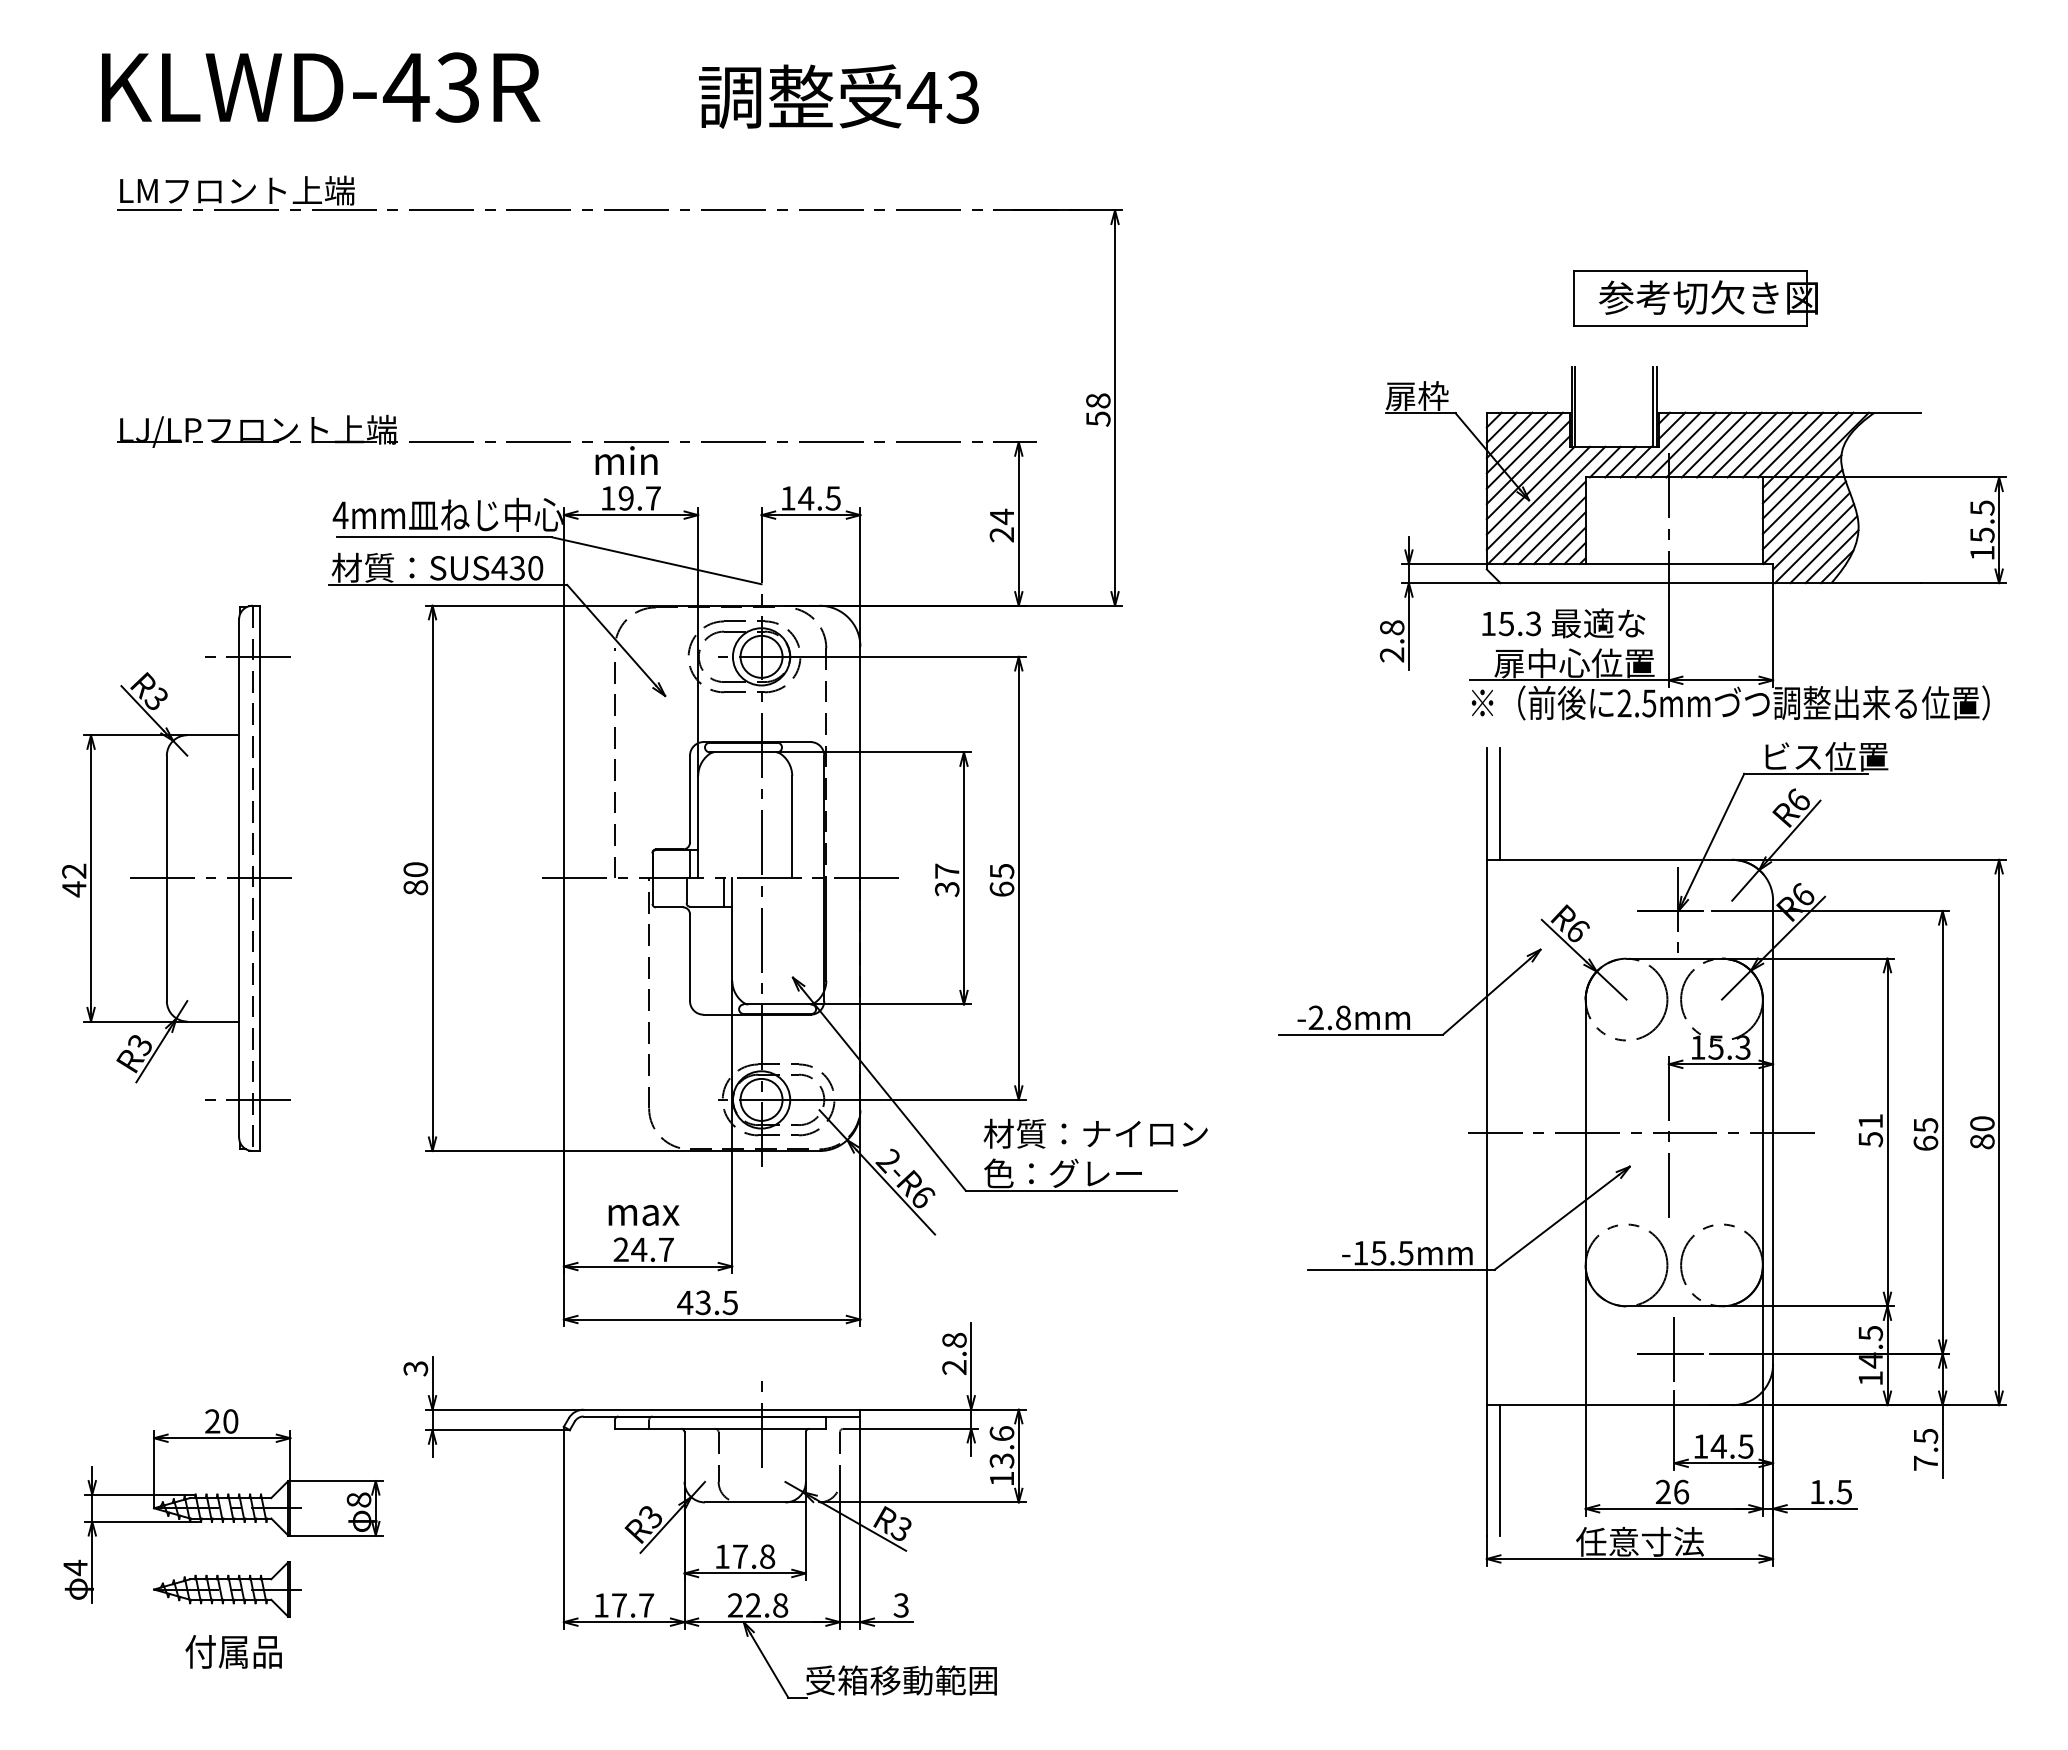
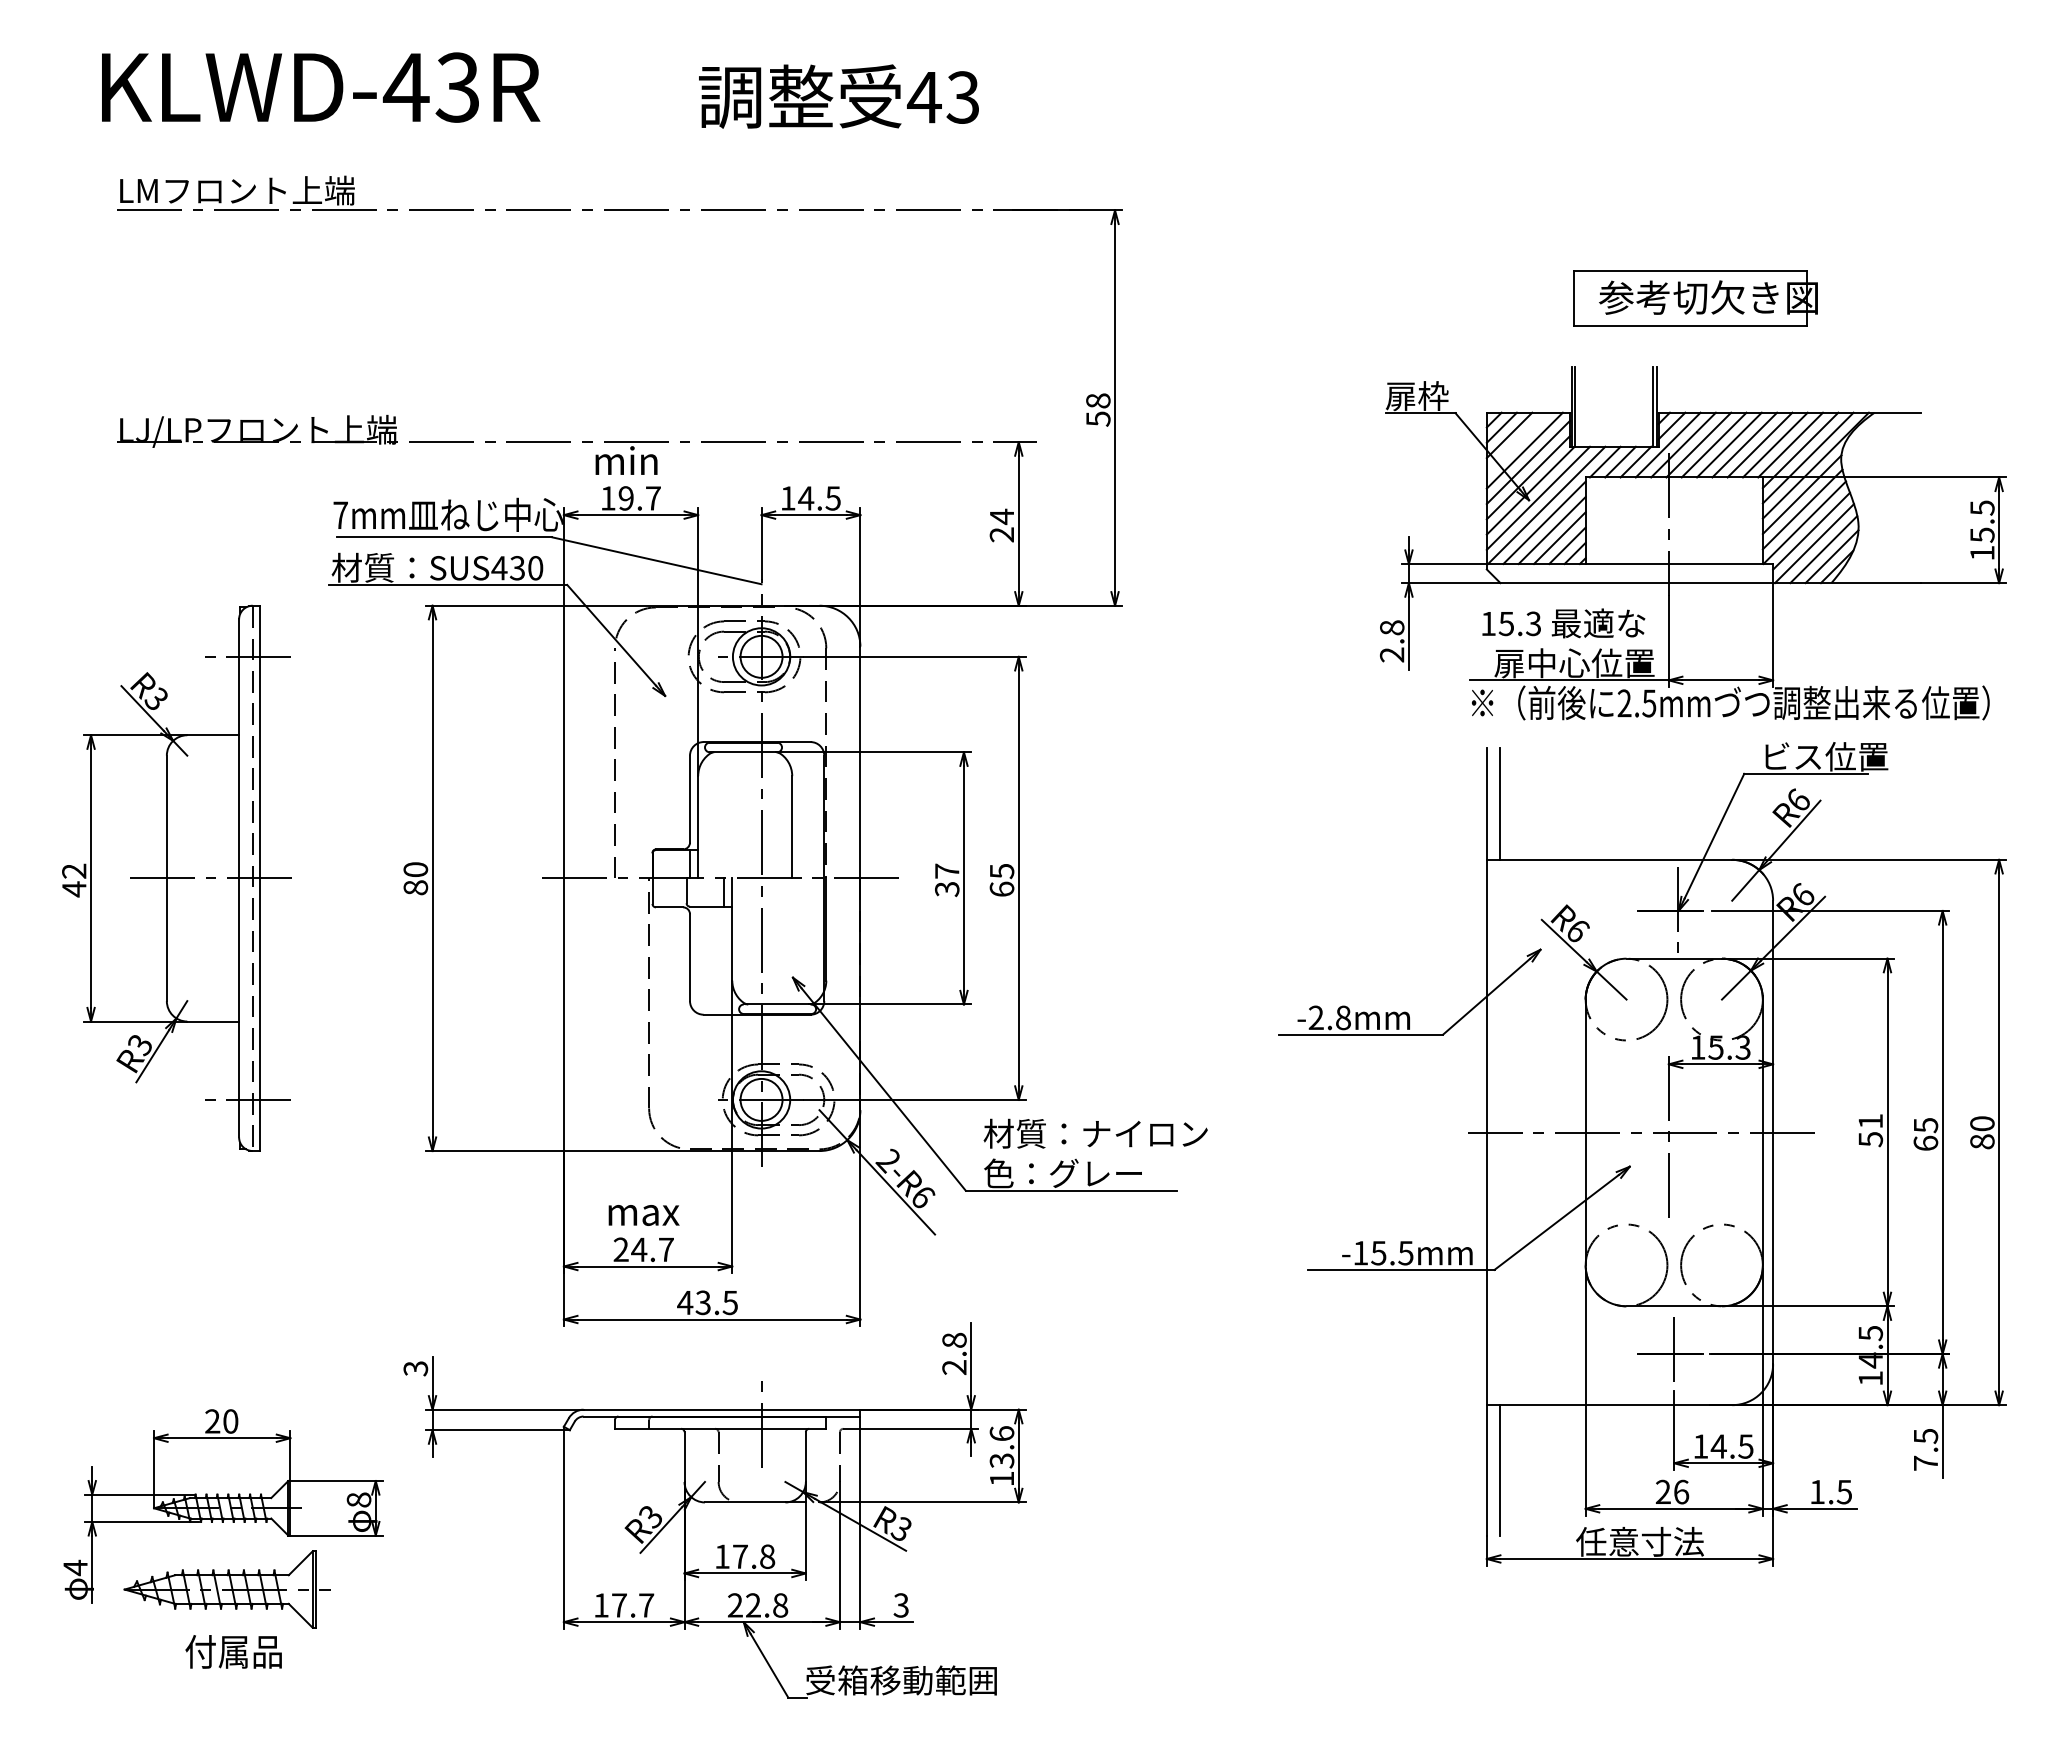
line: present -> none (1516, 442)
text: 4mm -> 7mm (340, 514)
part size: 149x57 px -> 208x79 px (226, 1589)
